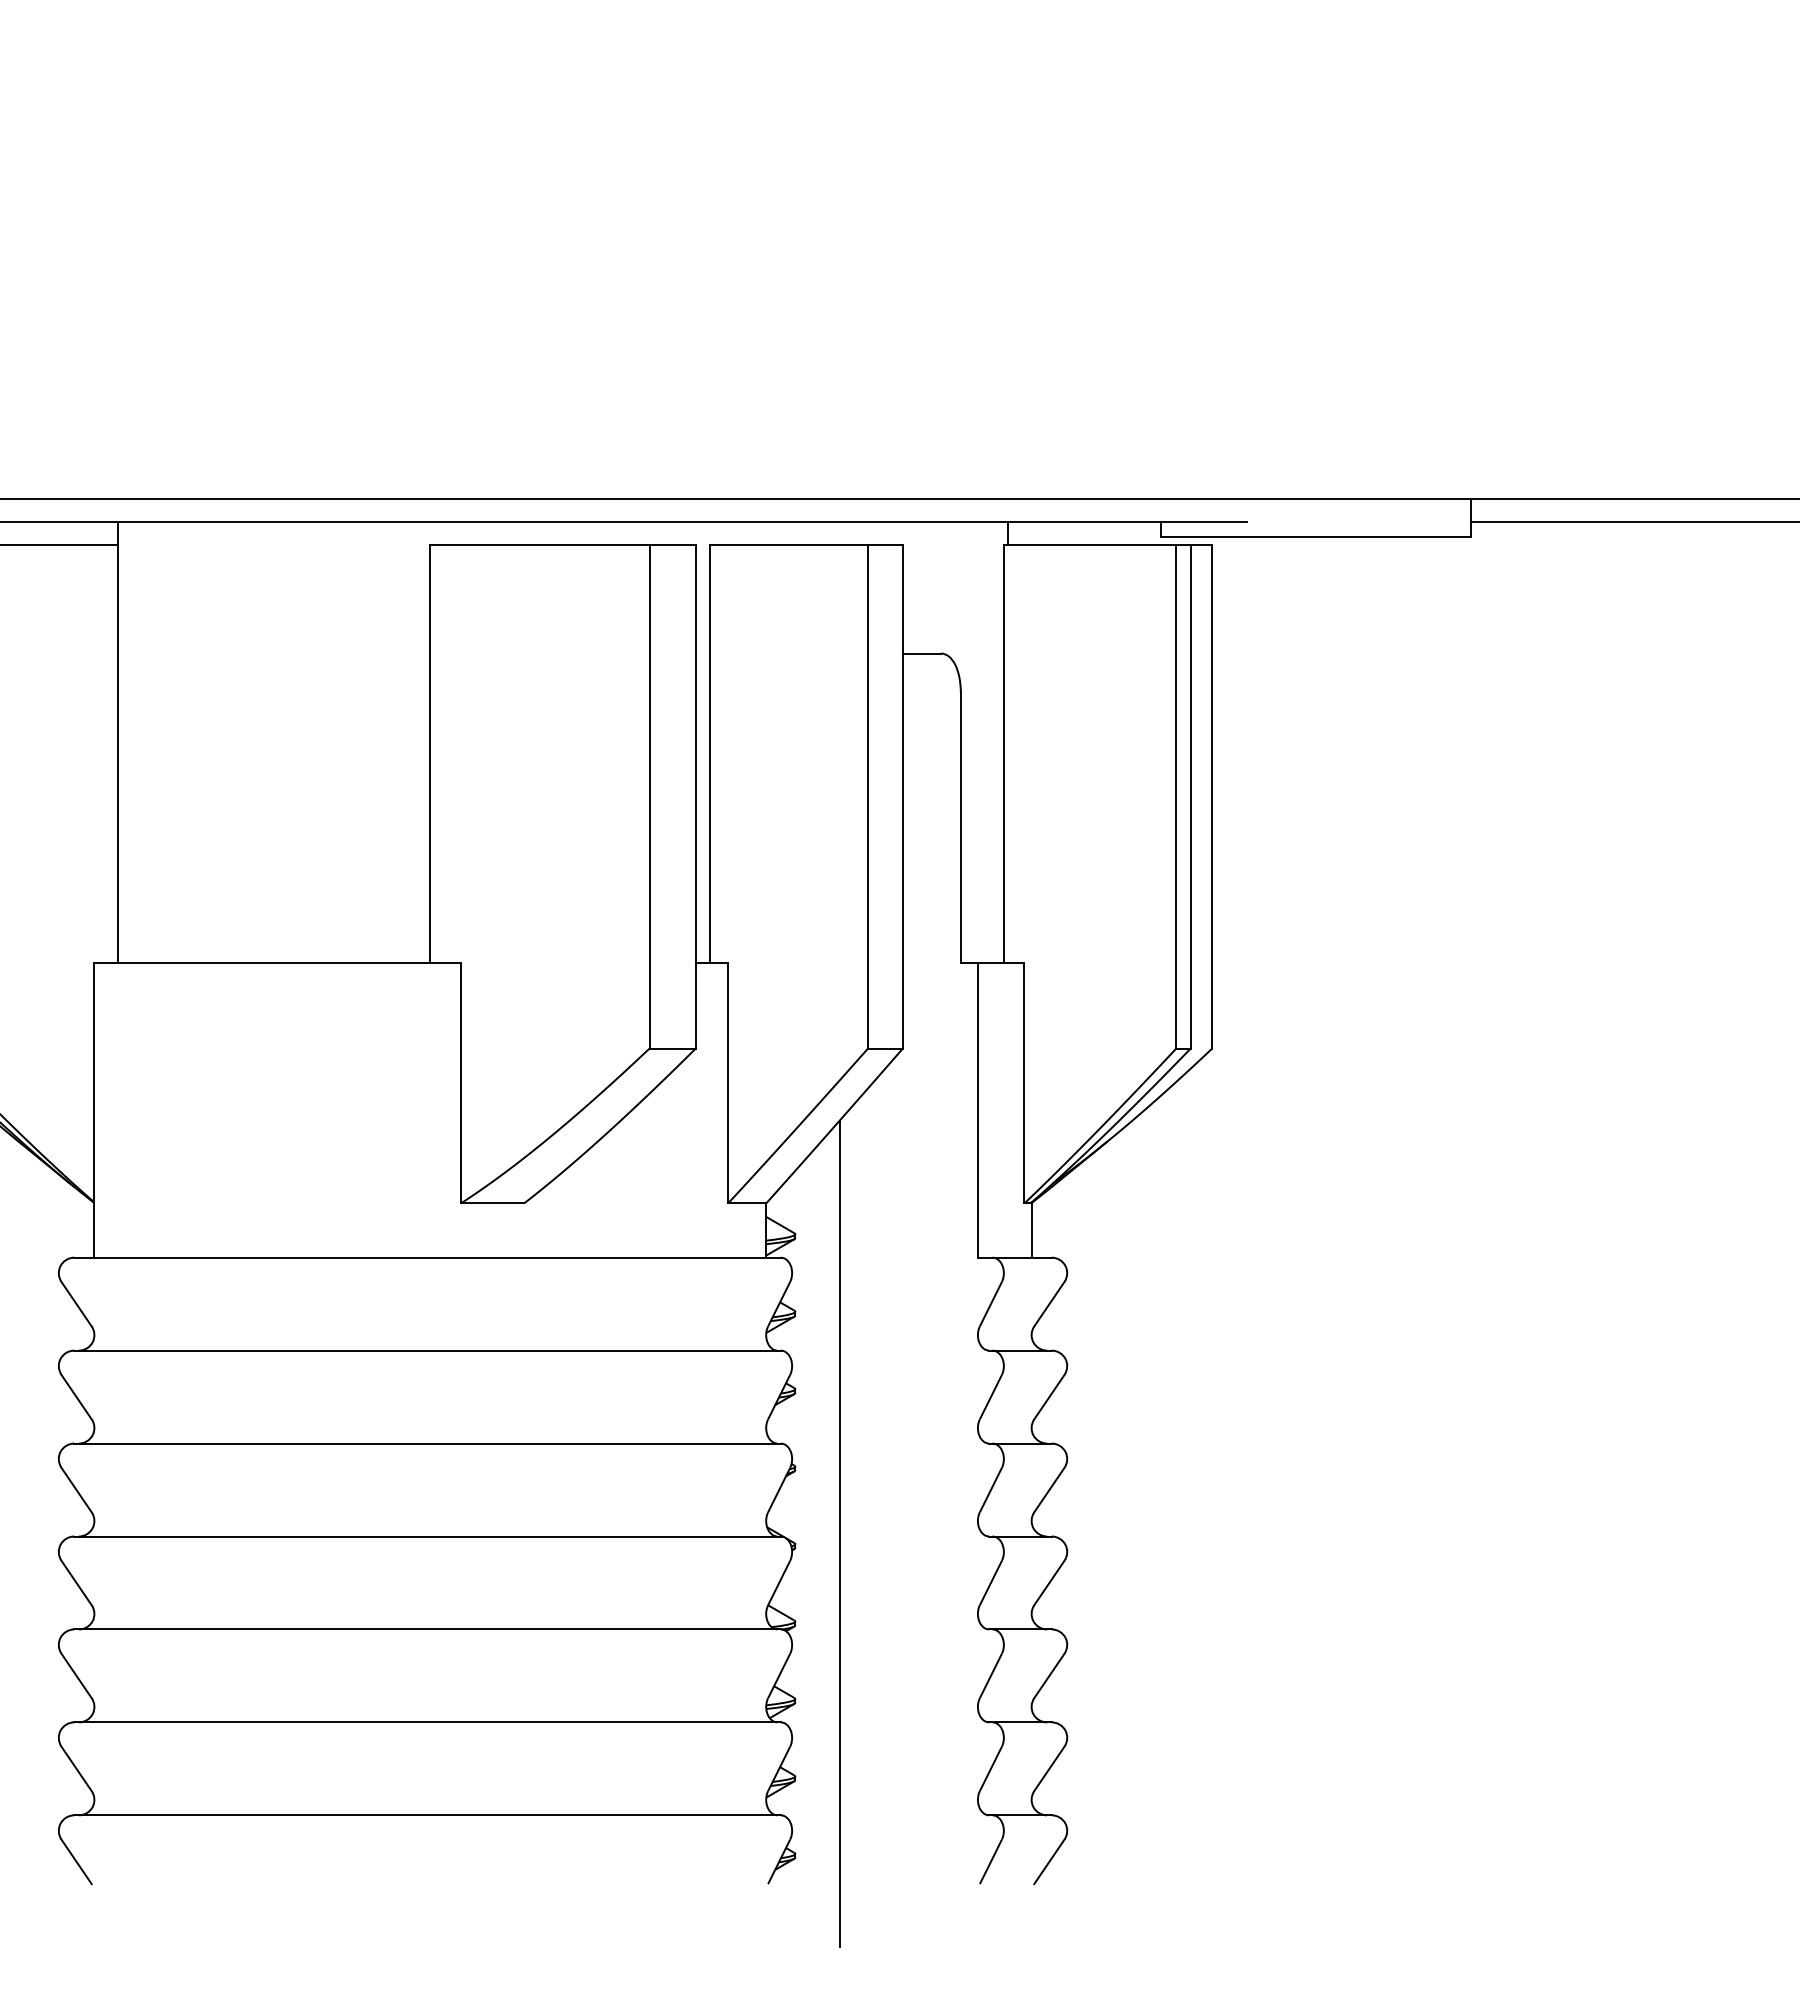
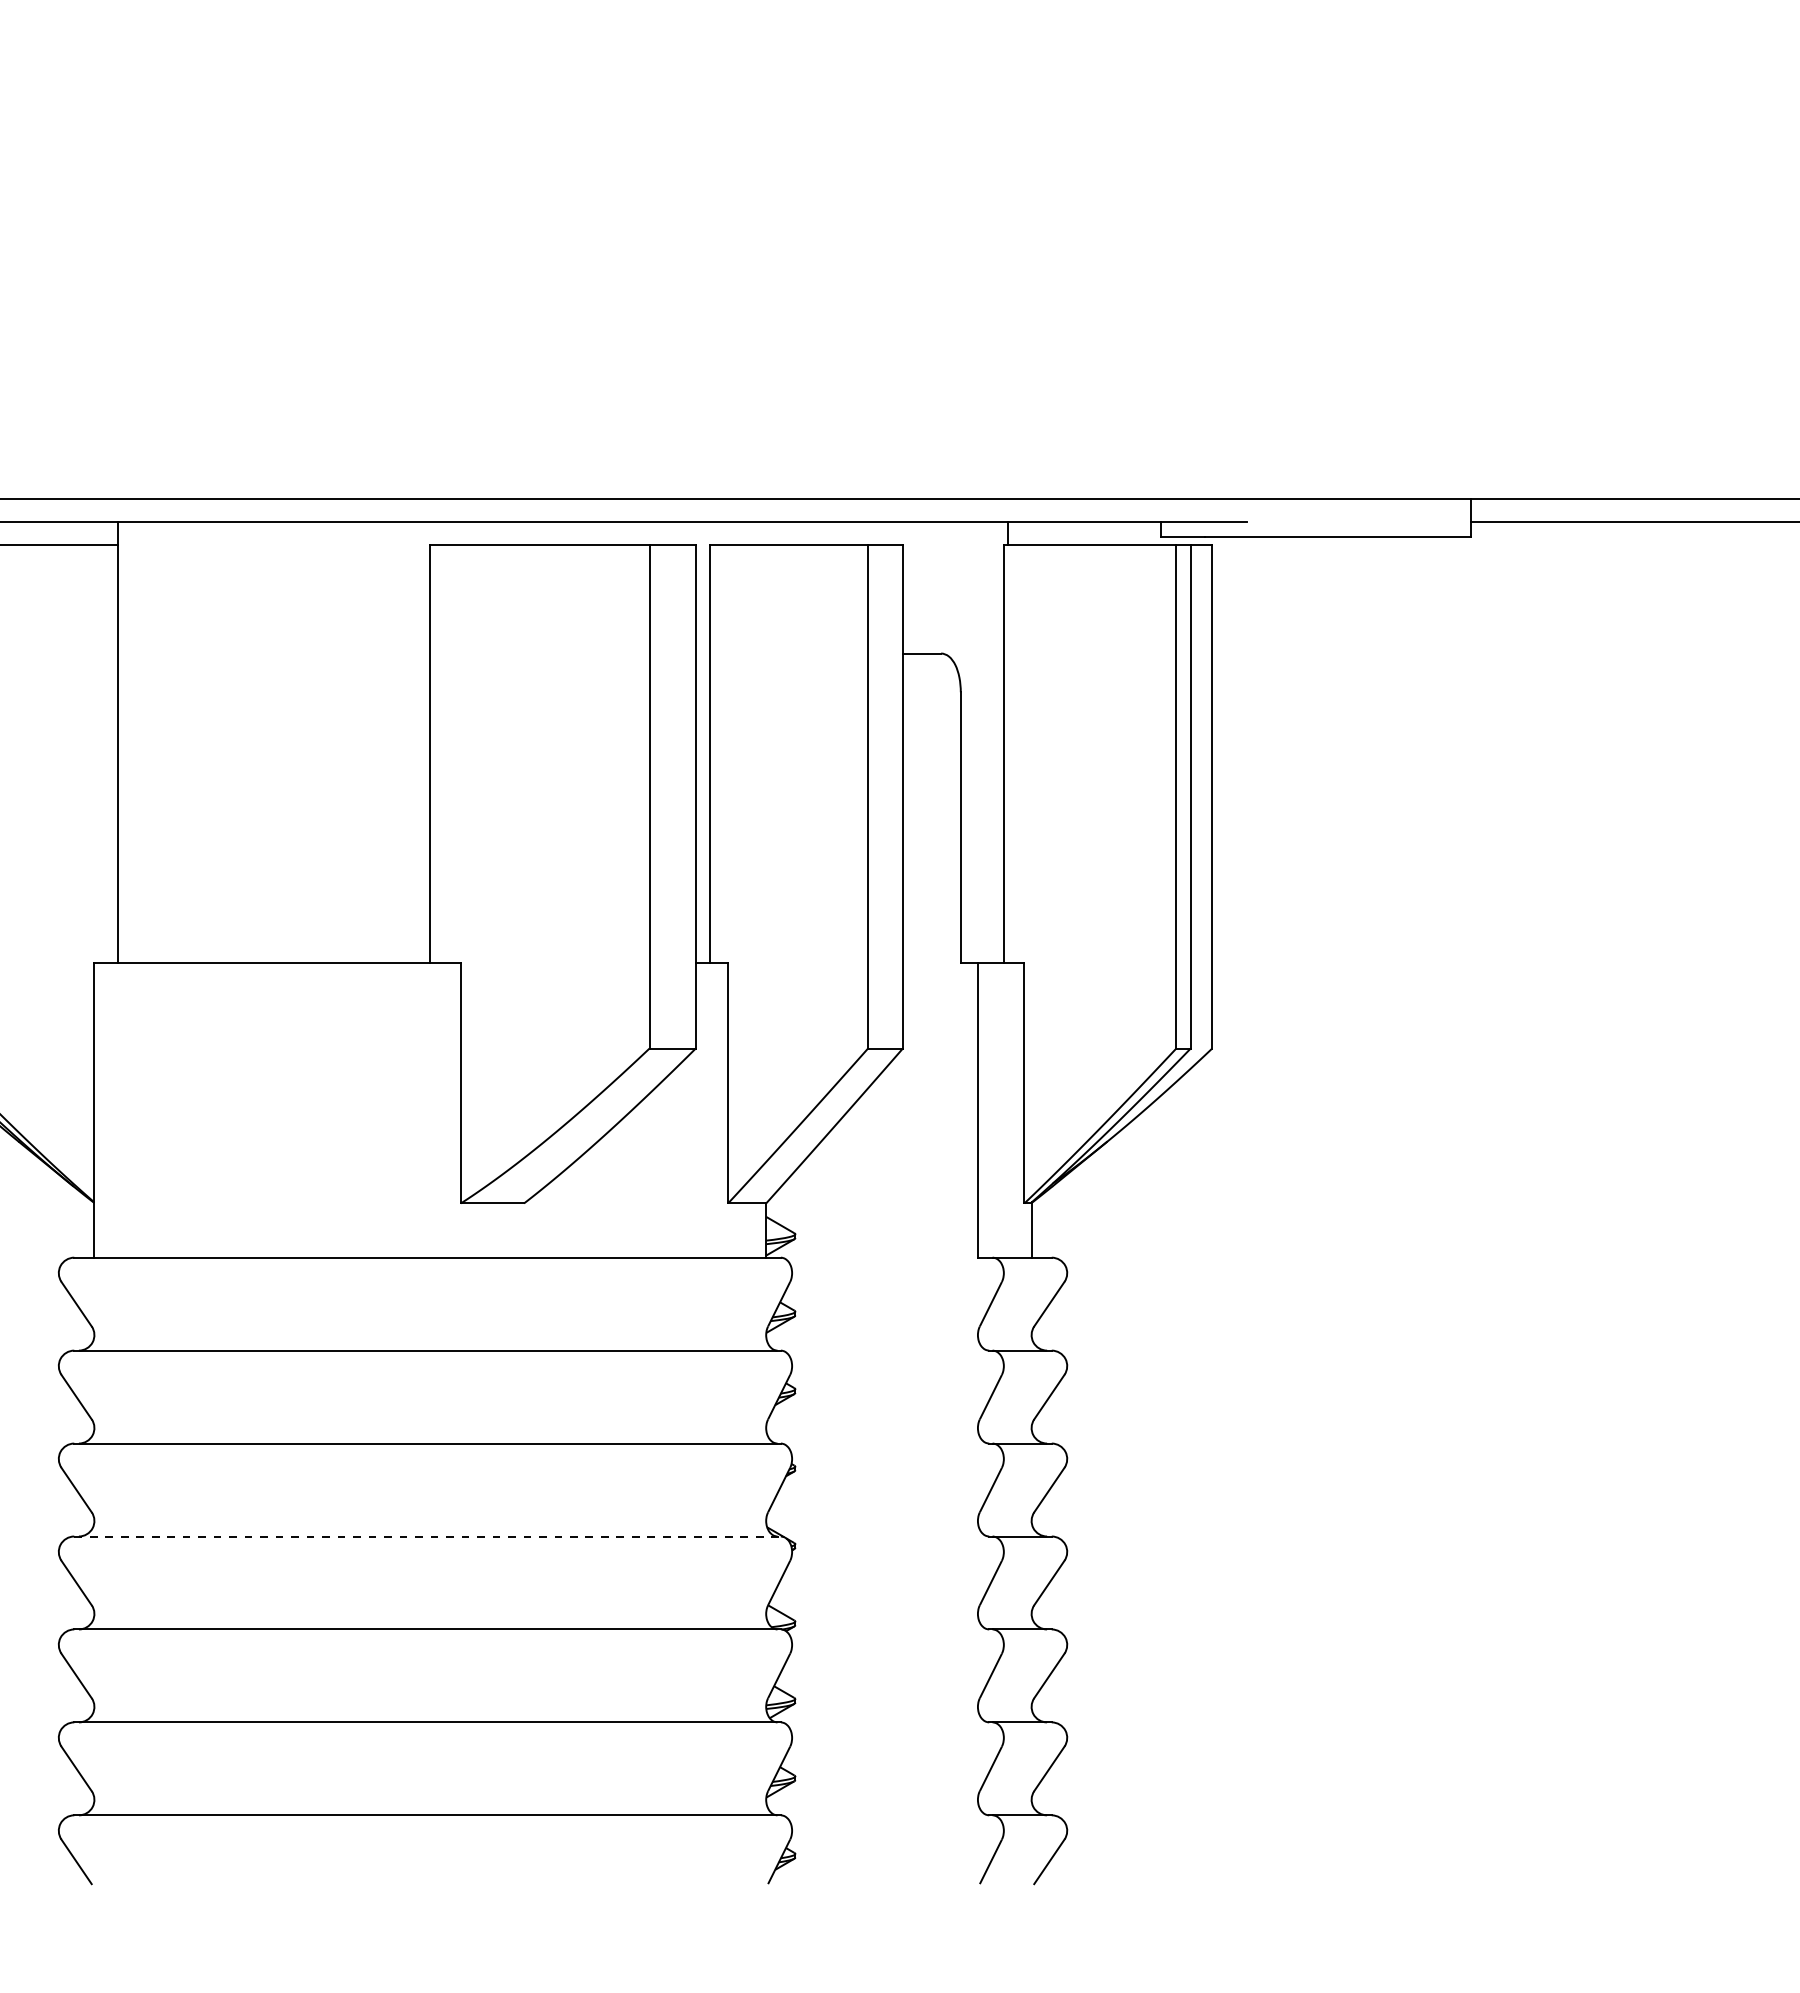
line: present -> none (839, 1533)
line: solid -> dashed (428, 1536)
